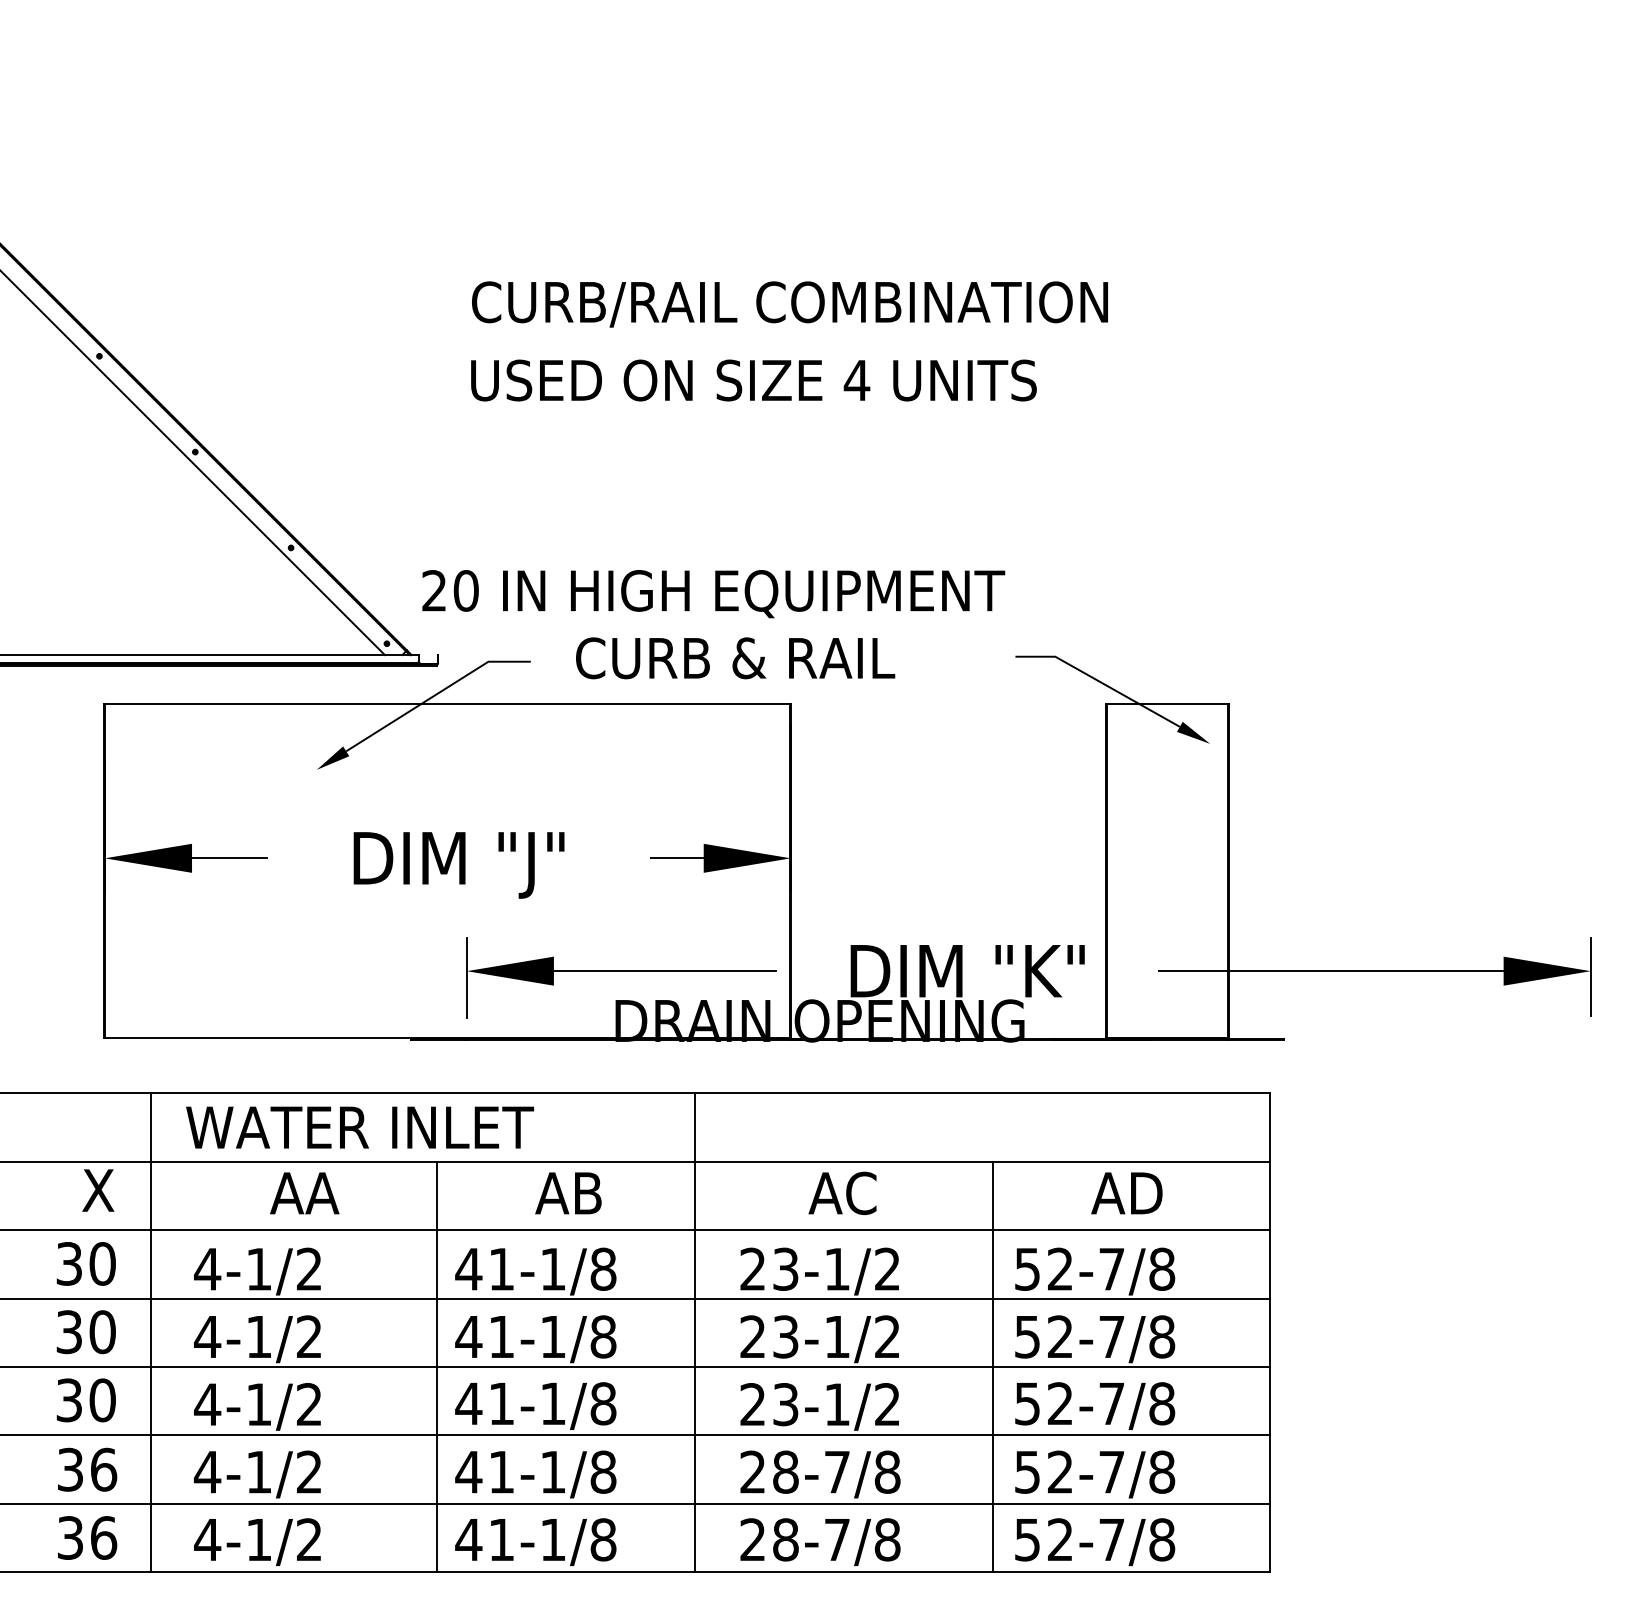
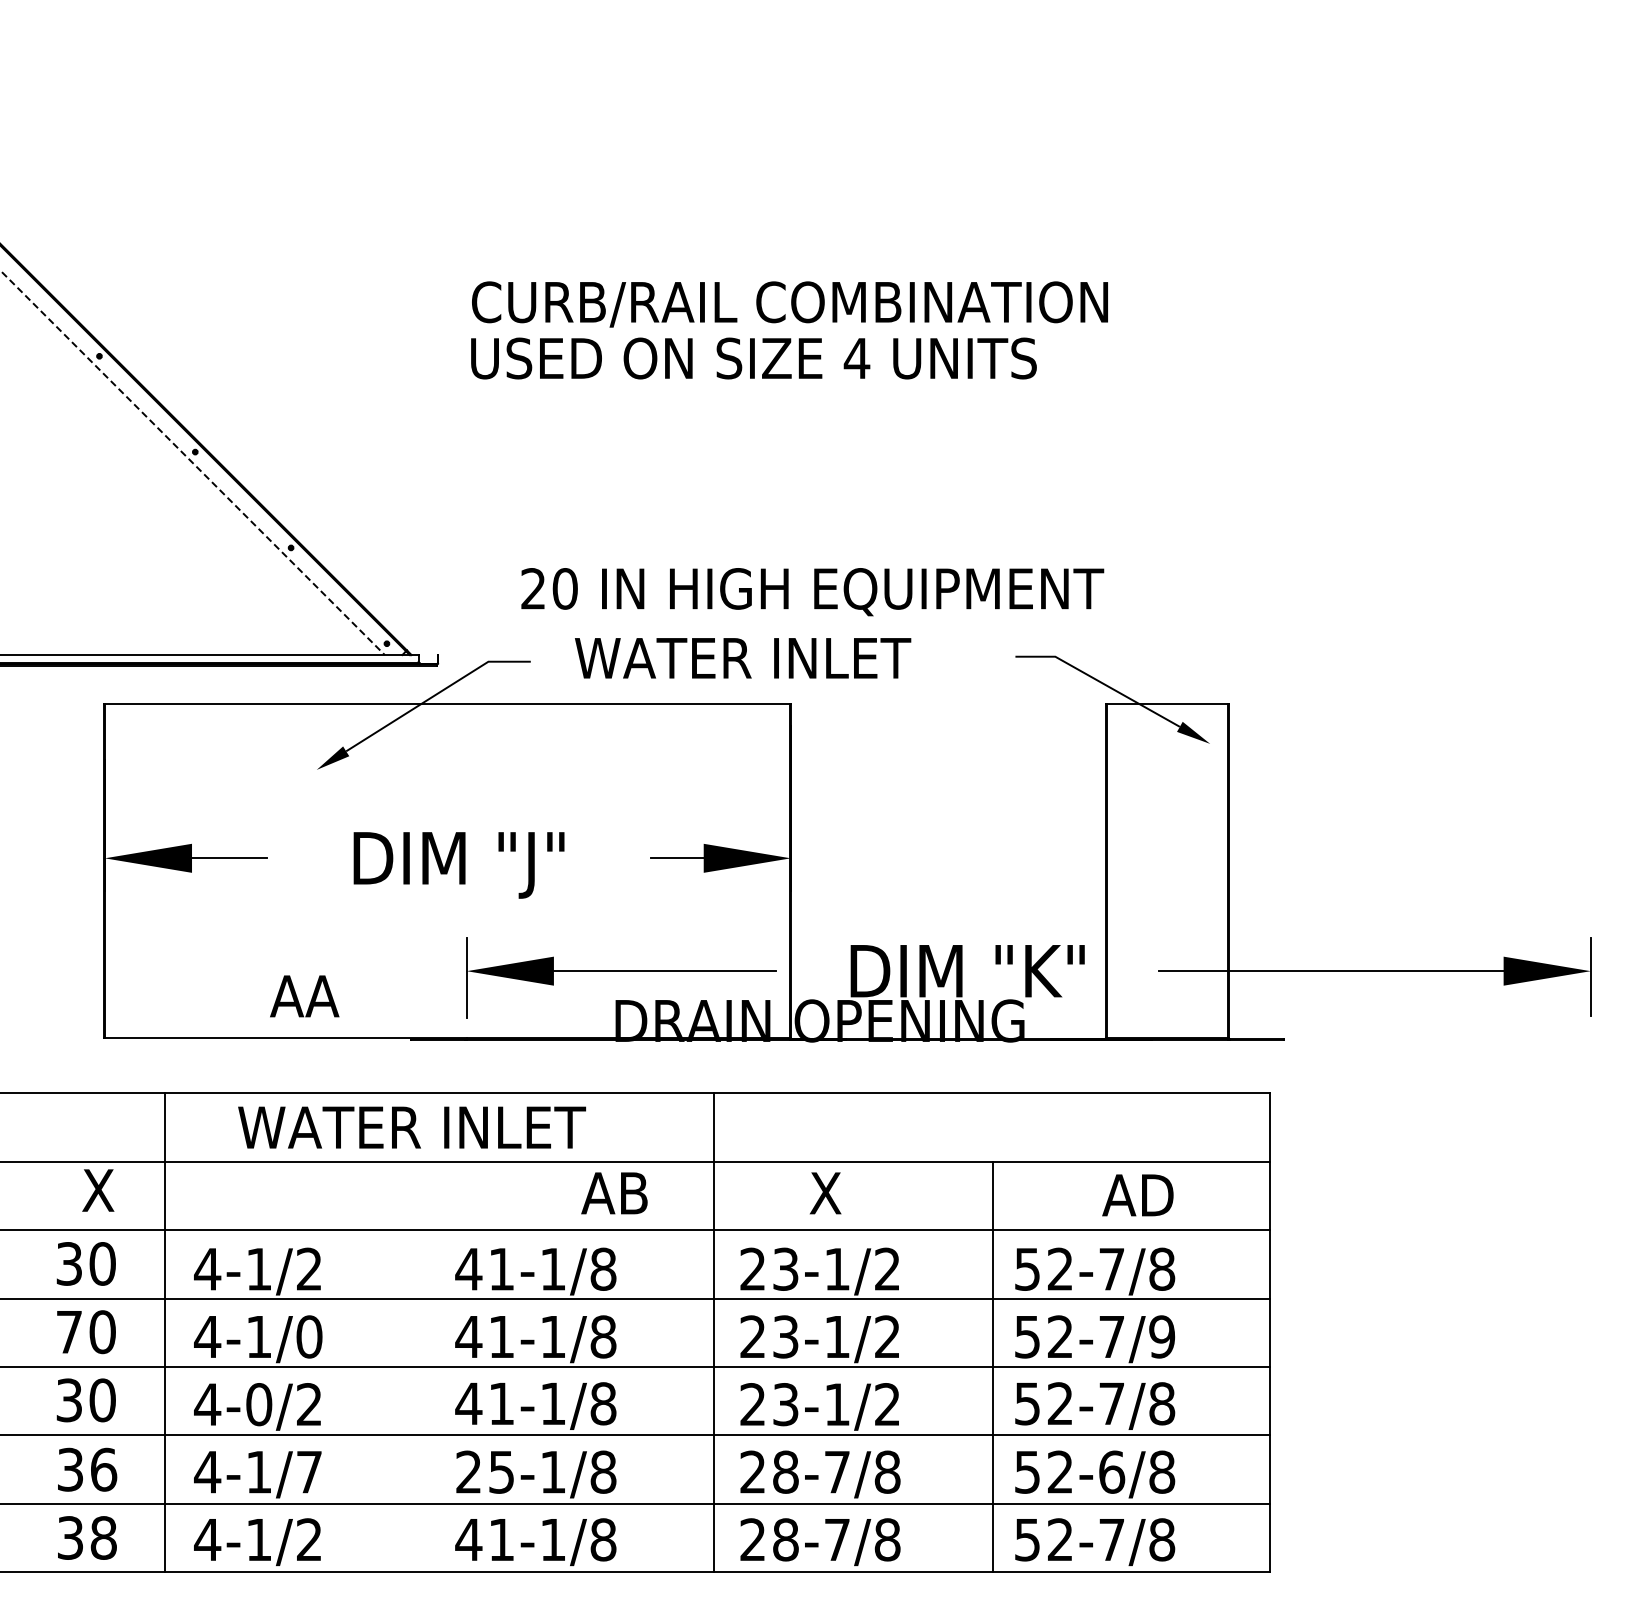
text position: (753, 380) -> (753, 358) (753, 358)
line: solid -> dashed (192, 462)
text position: (713, 594) -> (812, 592) (812, 592)
text: CURB & RAIL -> WATER INLET (743, 658)
text position: (359, 1127) -> (411, 1127) (411, 1127)
text position: (304, 1193) -> (304, 996) (304, 996)
text position: (568, 1193) -> (614, 1193) (614, 1193)
text: AC -> X (842, 1193)
text position: (1126, 1193) -> (1137, 1195) (1137, 1195)
text: 30 -> 70 (68, 1332)
line position: (150, 1332) -> (164, 1332) (164, 1332)
line position: (695, 1332) -> (714, 1332) (714, 1332)
text: 4-1/2 -> 4-1/0 (309, 1336)
text: 52-7/8 -> 52-7/9 (1162, 1336)
line: present -> none (436, 1366)
text: 4-1/2 -> 4-0/2 (259, 1404)
text: 4-1/2 -> 4-1/7 (309, 1471)
text: 41-1/8 -> 25-1/8 (484, 1471)
text: 52-7/8 -> 52-6/8 (1112, 1471)
text: 36 -> 38 (103, 1537)
